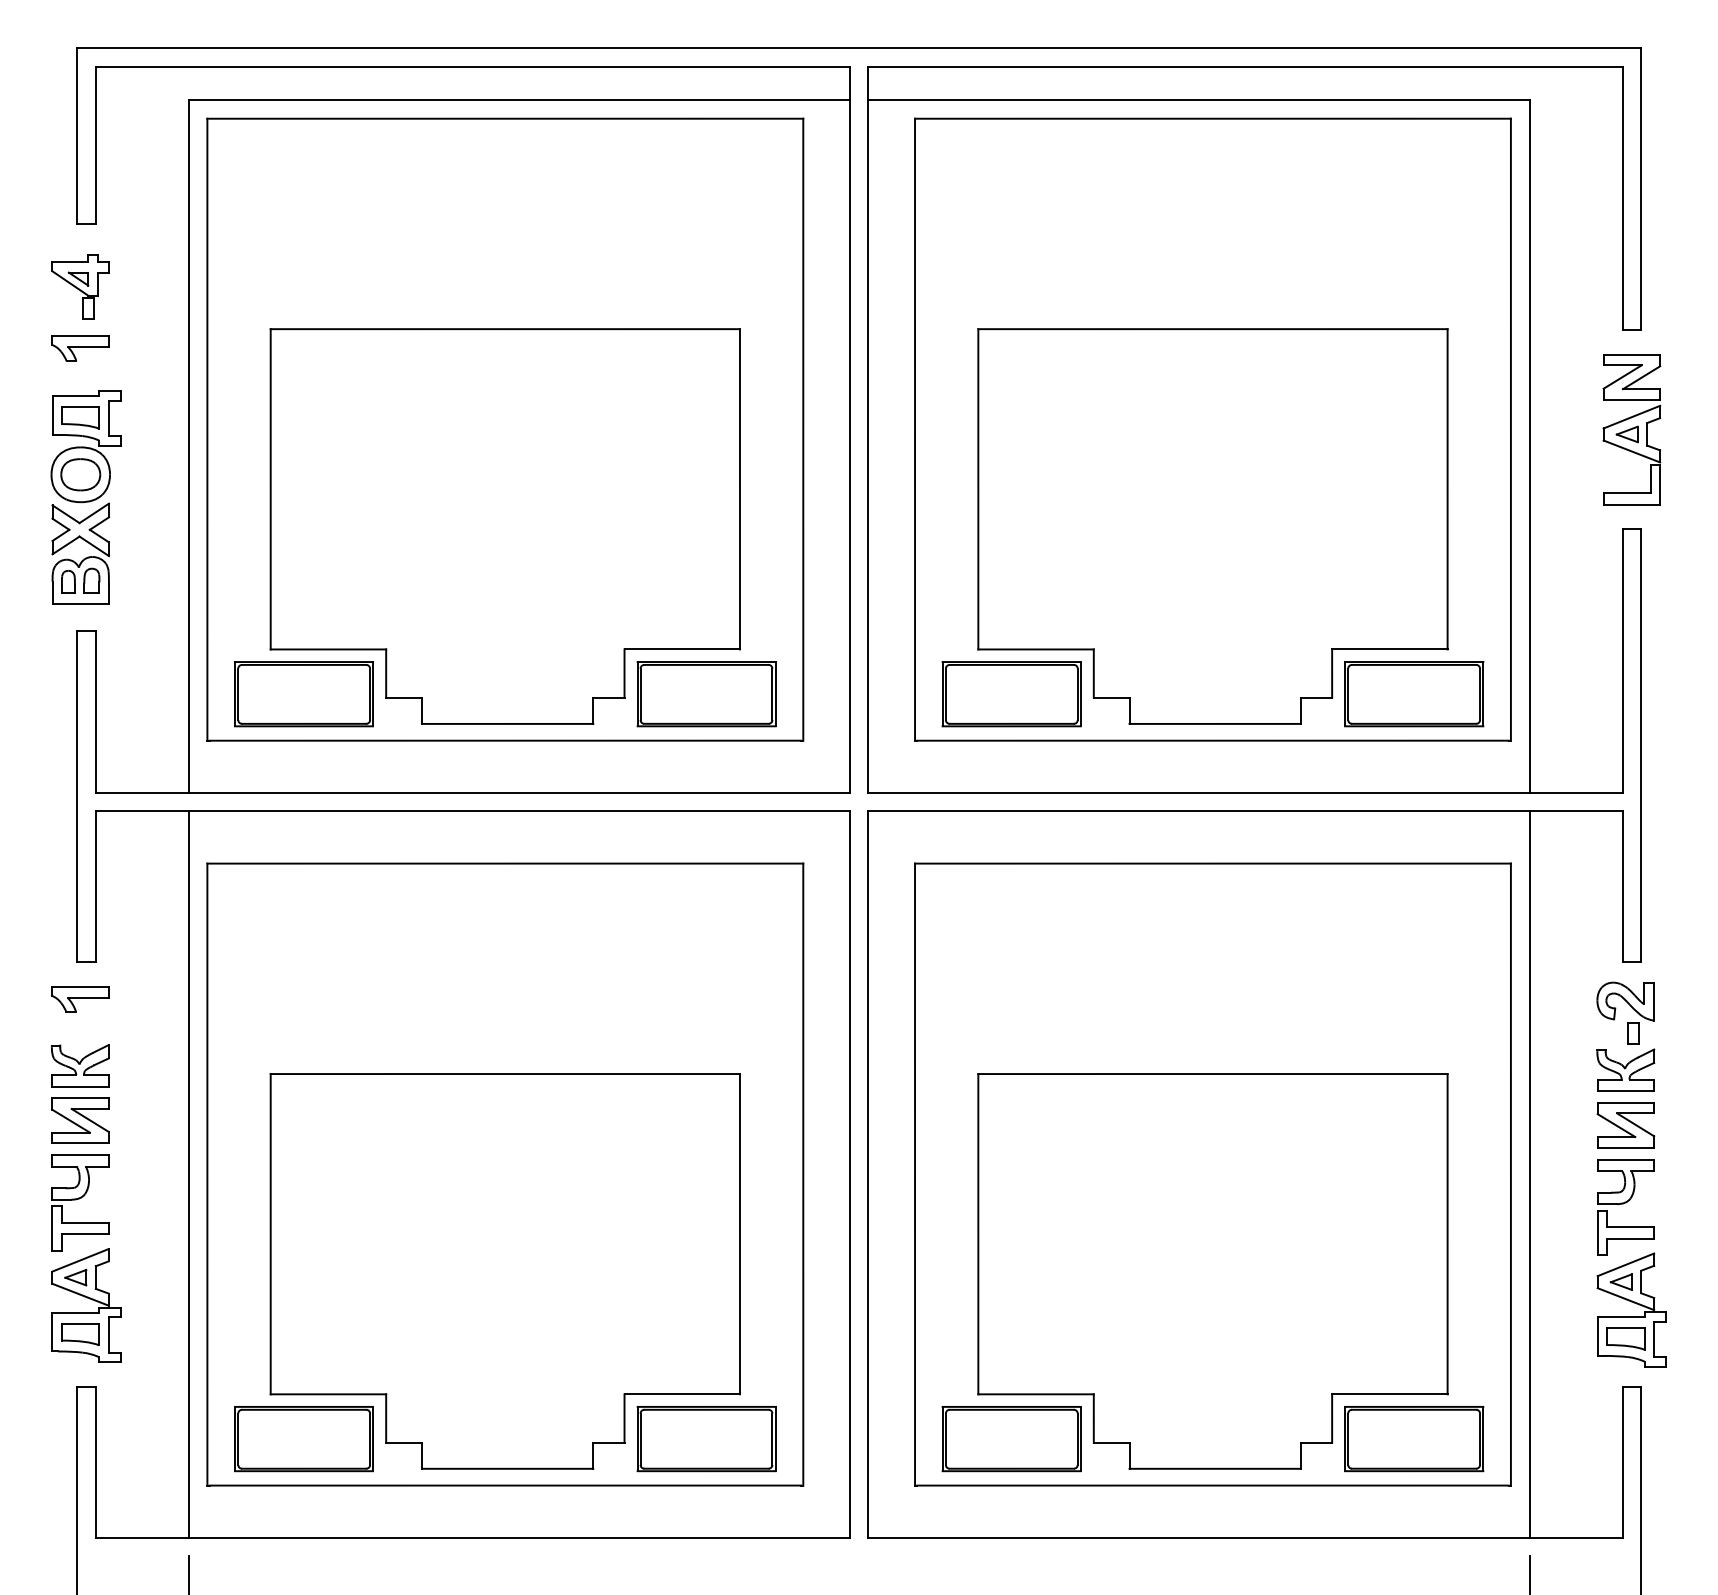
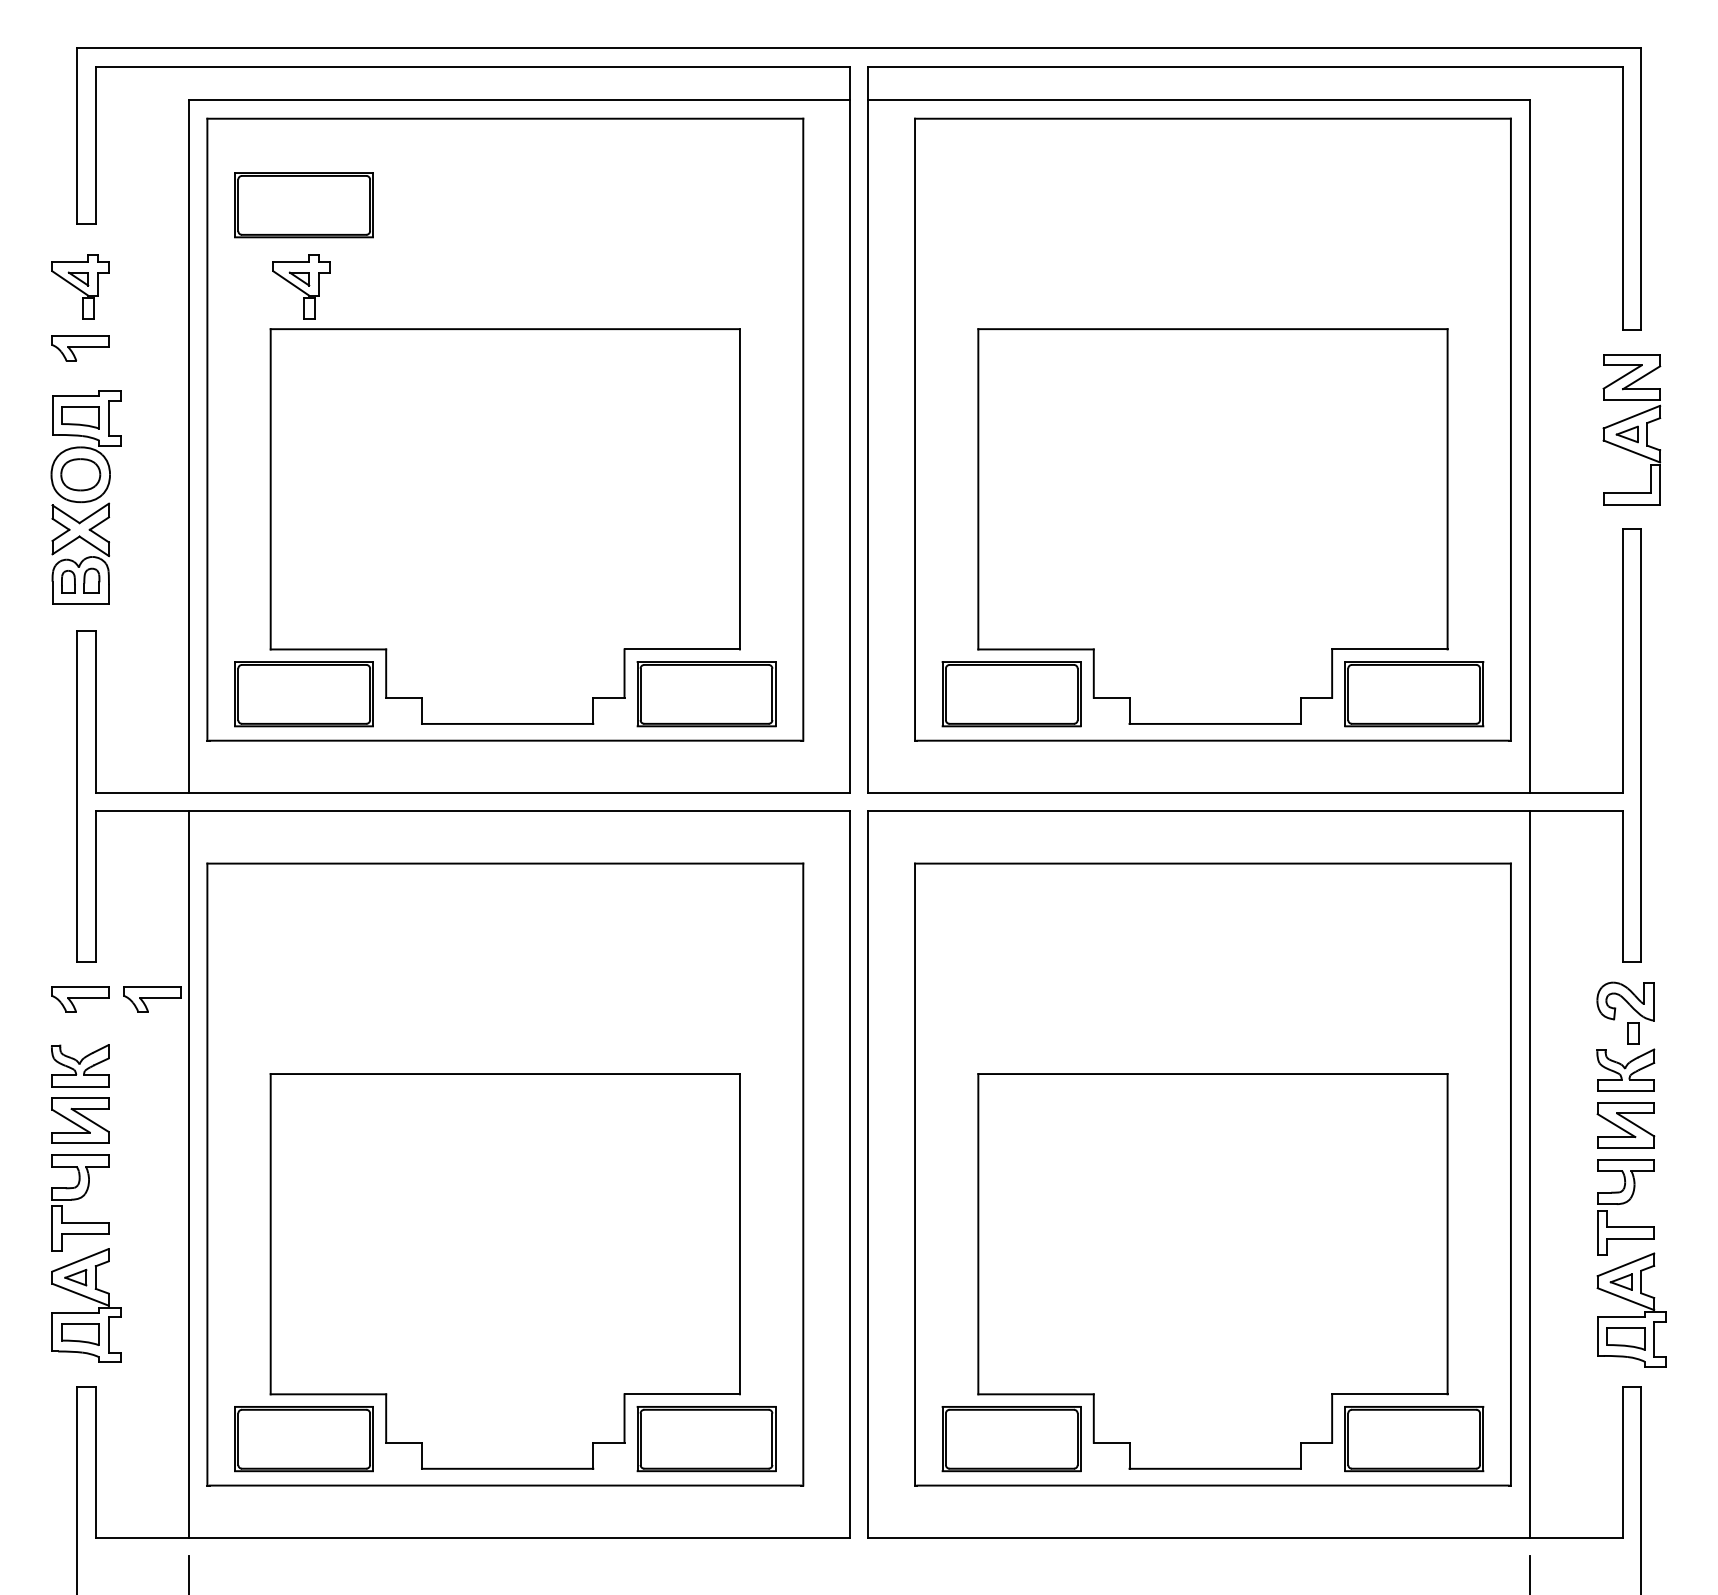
part: none -> present (303, 205)
part: none -> present (301, 286)
part: none -> present (152, 999)
